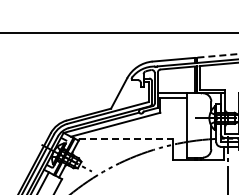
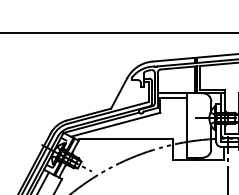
line: dashed -> solid (218, 55)
line: dashed -> solid (126, 139)
